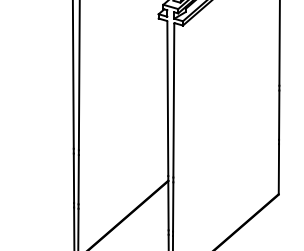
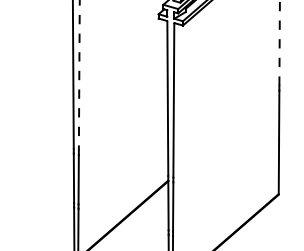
line: solid -> dashed (279, 42)
line: solid -> dashed (79, 75)
